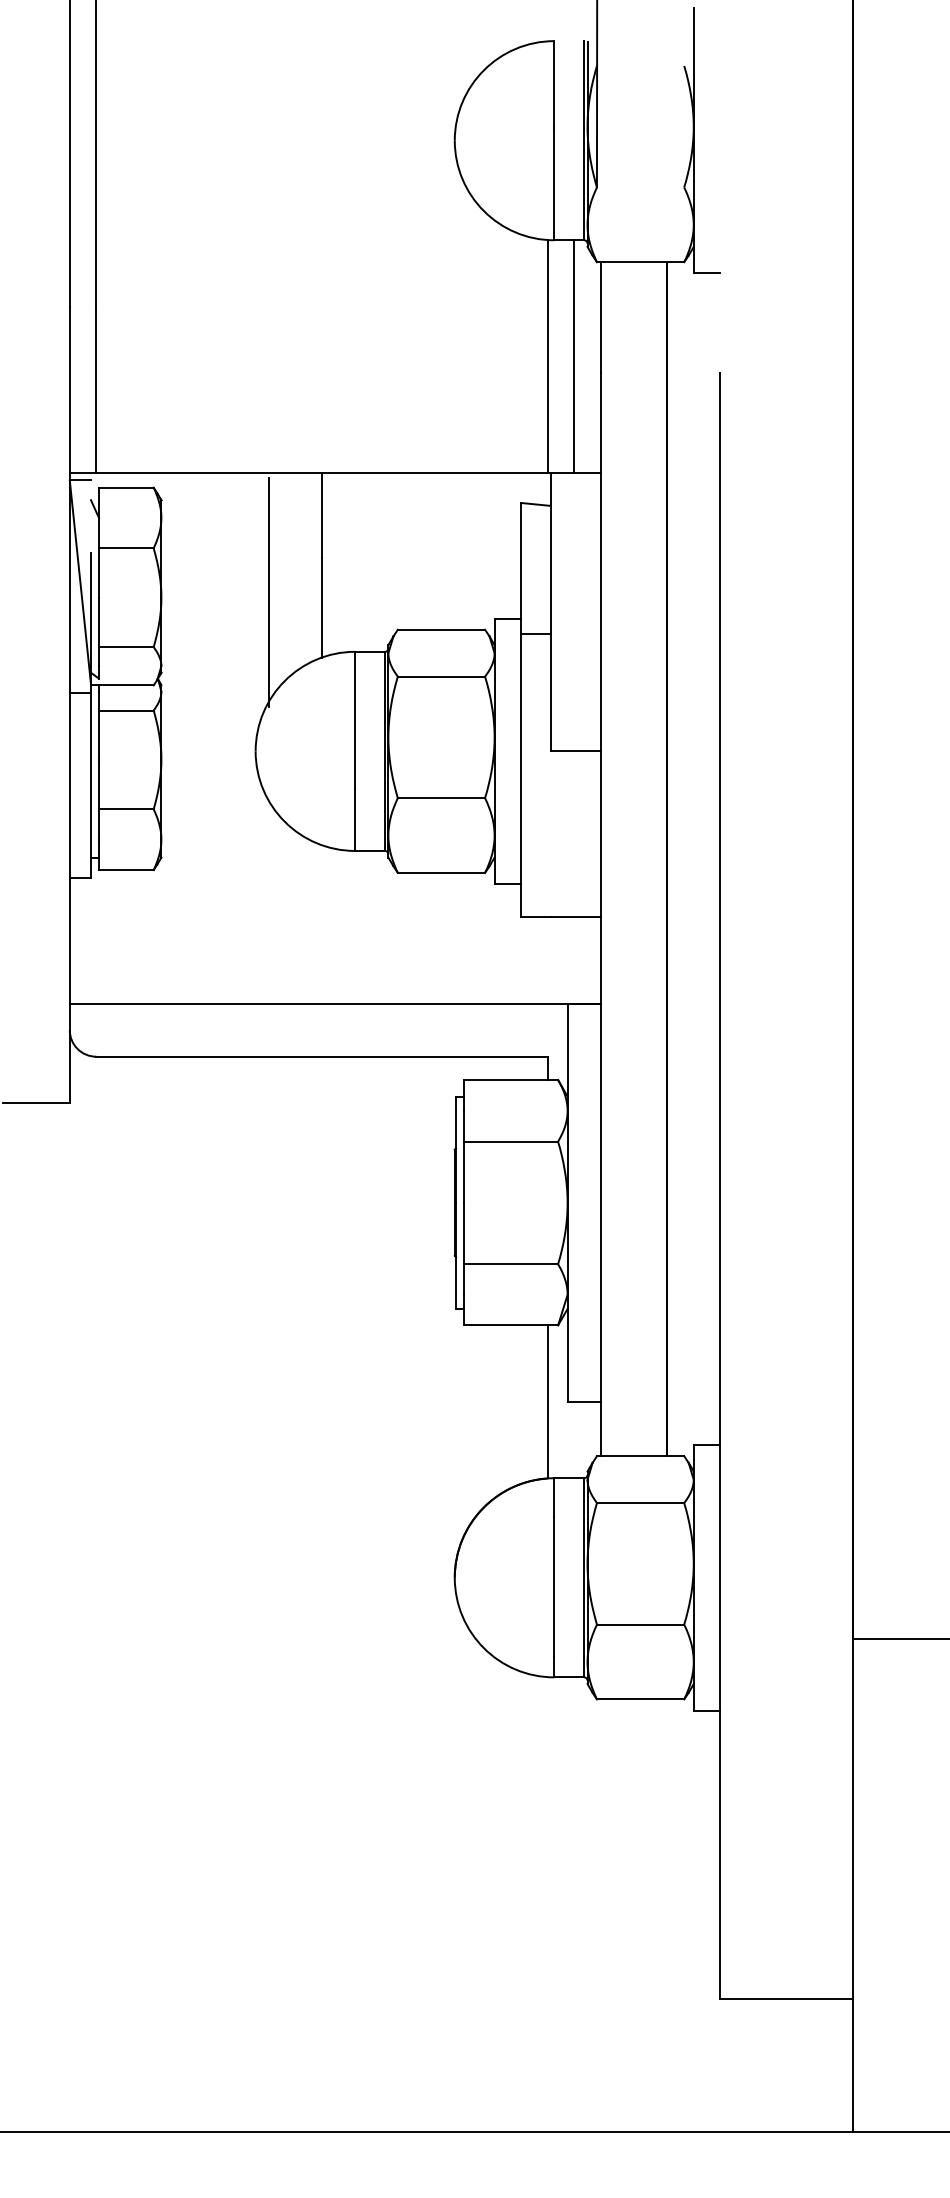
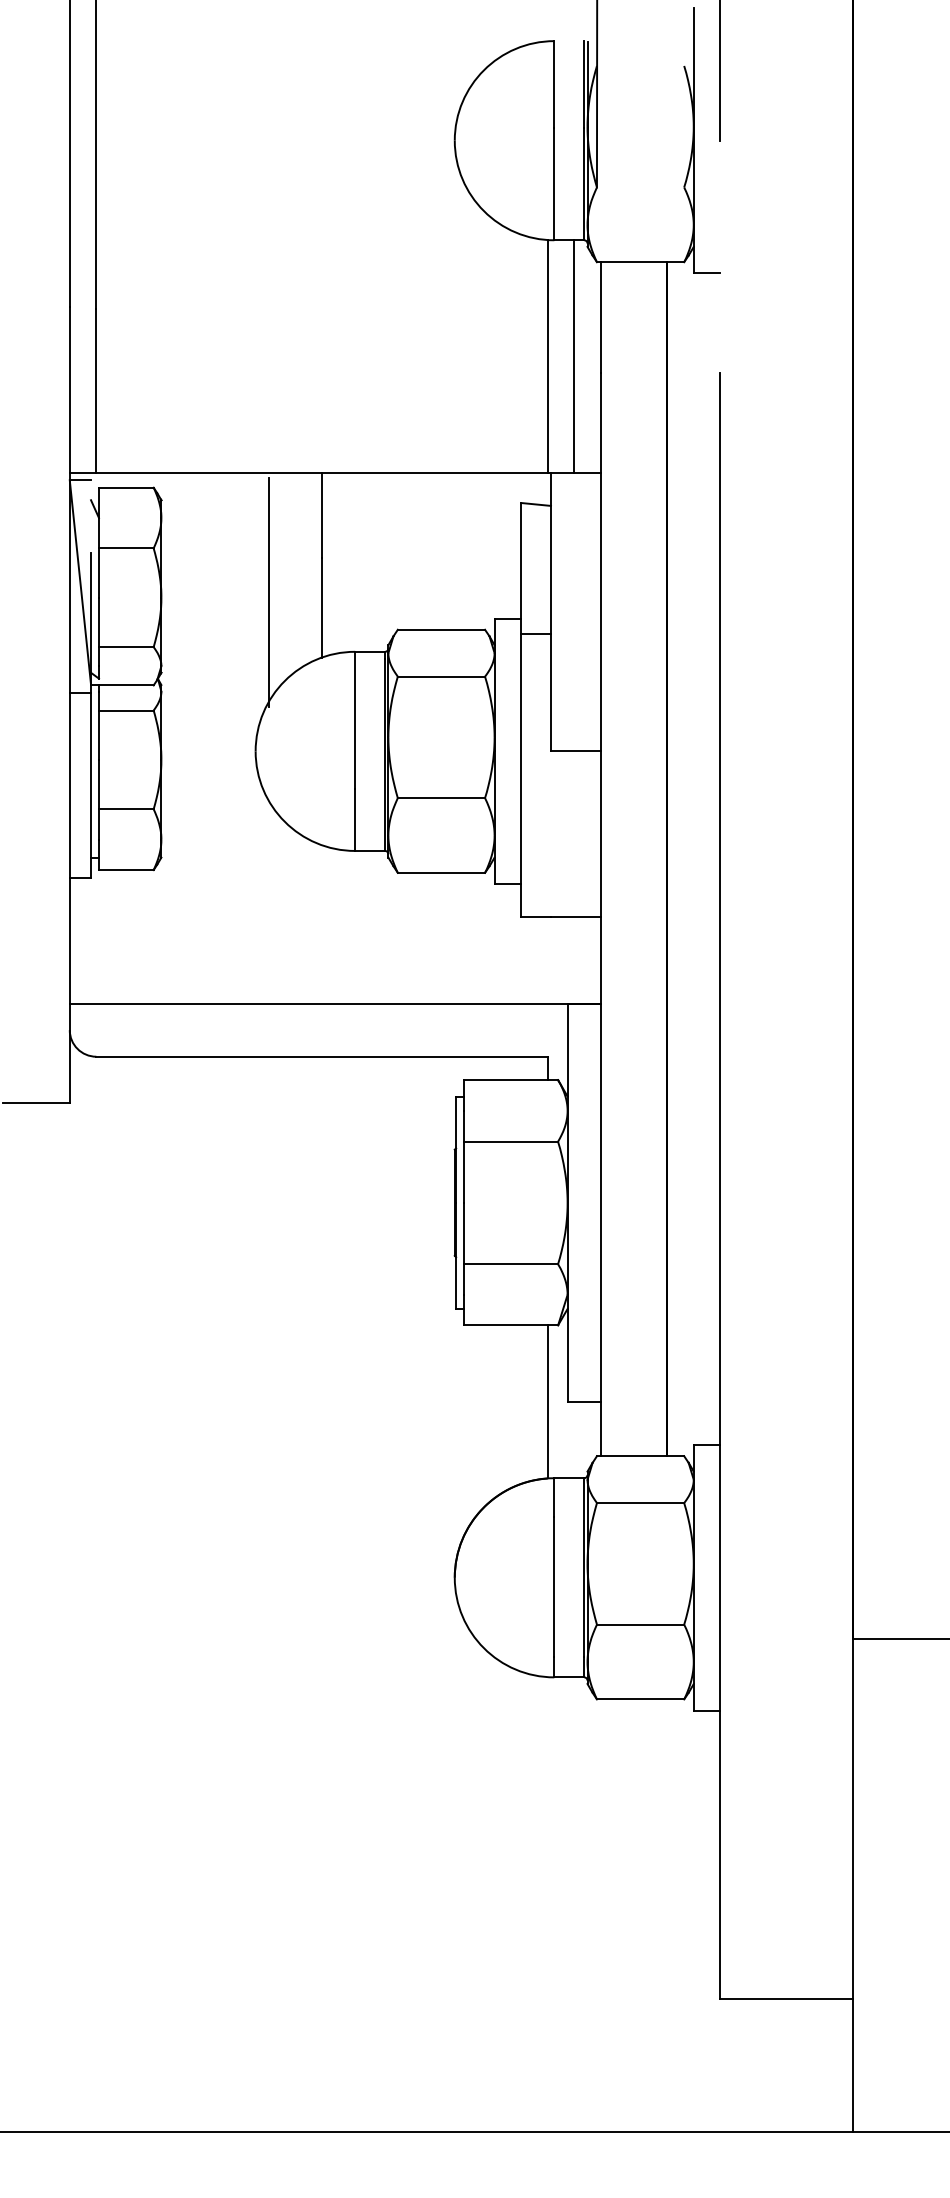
line: none -> present (720, 71)
